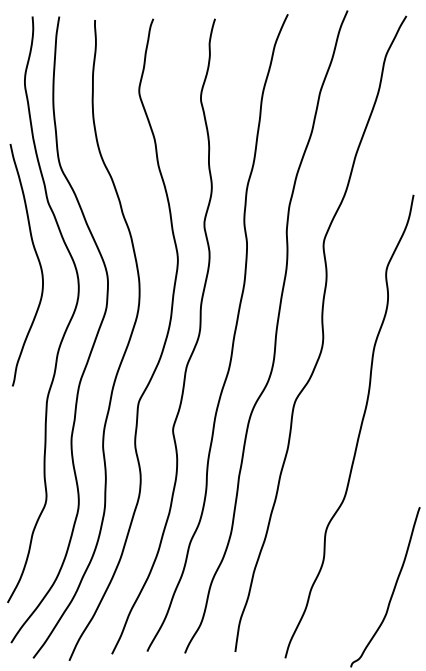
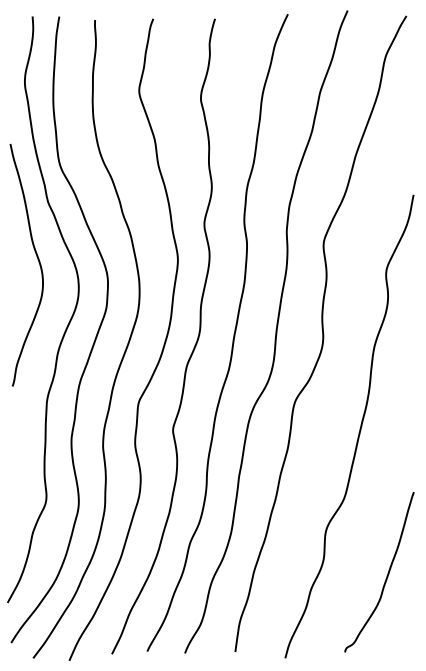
curve position: (392, 590) -> (386, 575) (386, 575)
